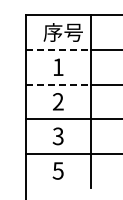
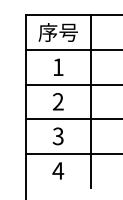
text position: (62, 32) -> (57, 32) (57, 32)
line: dashed -> solid (58, 50)
line: dashed -> solid (58, 84)
text: 5 -> 4 (58, 170)
